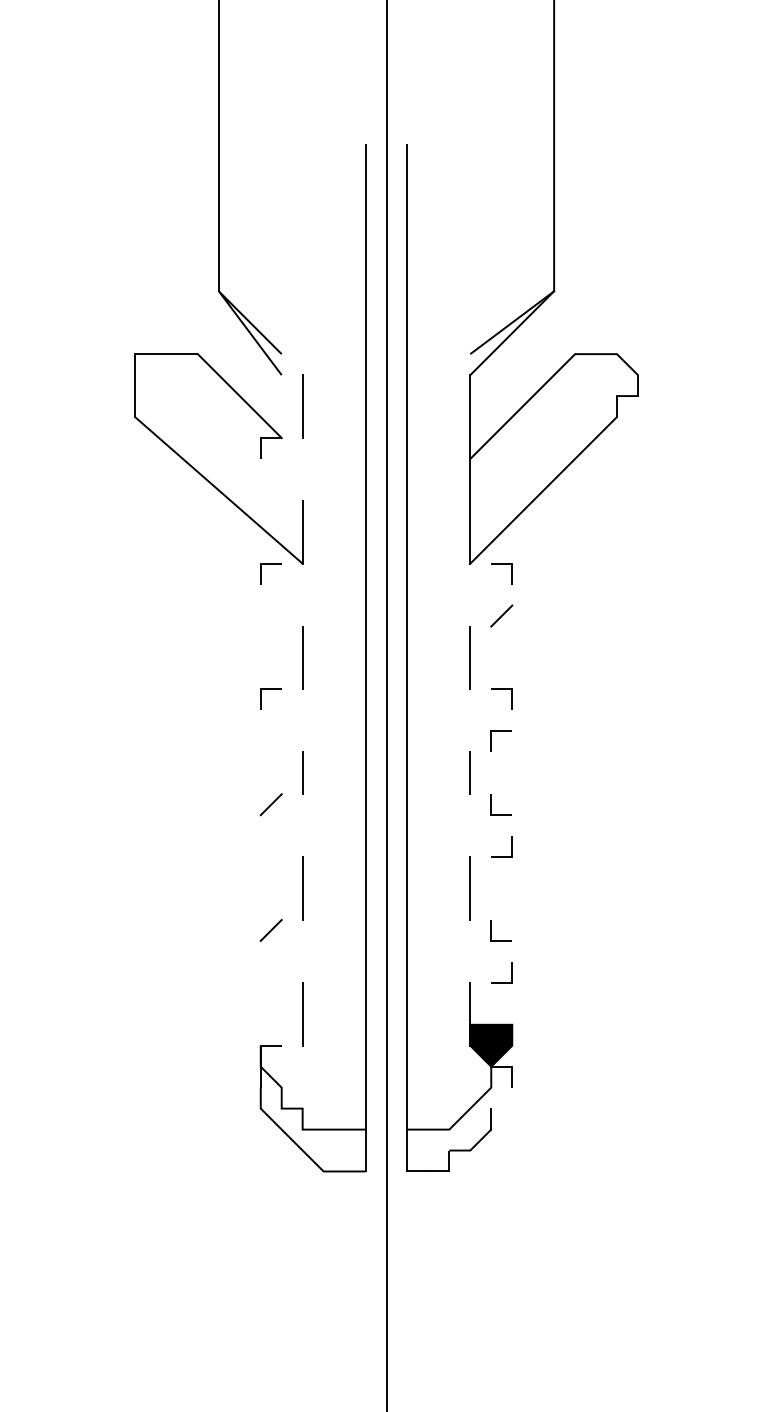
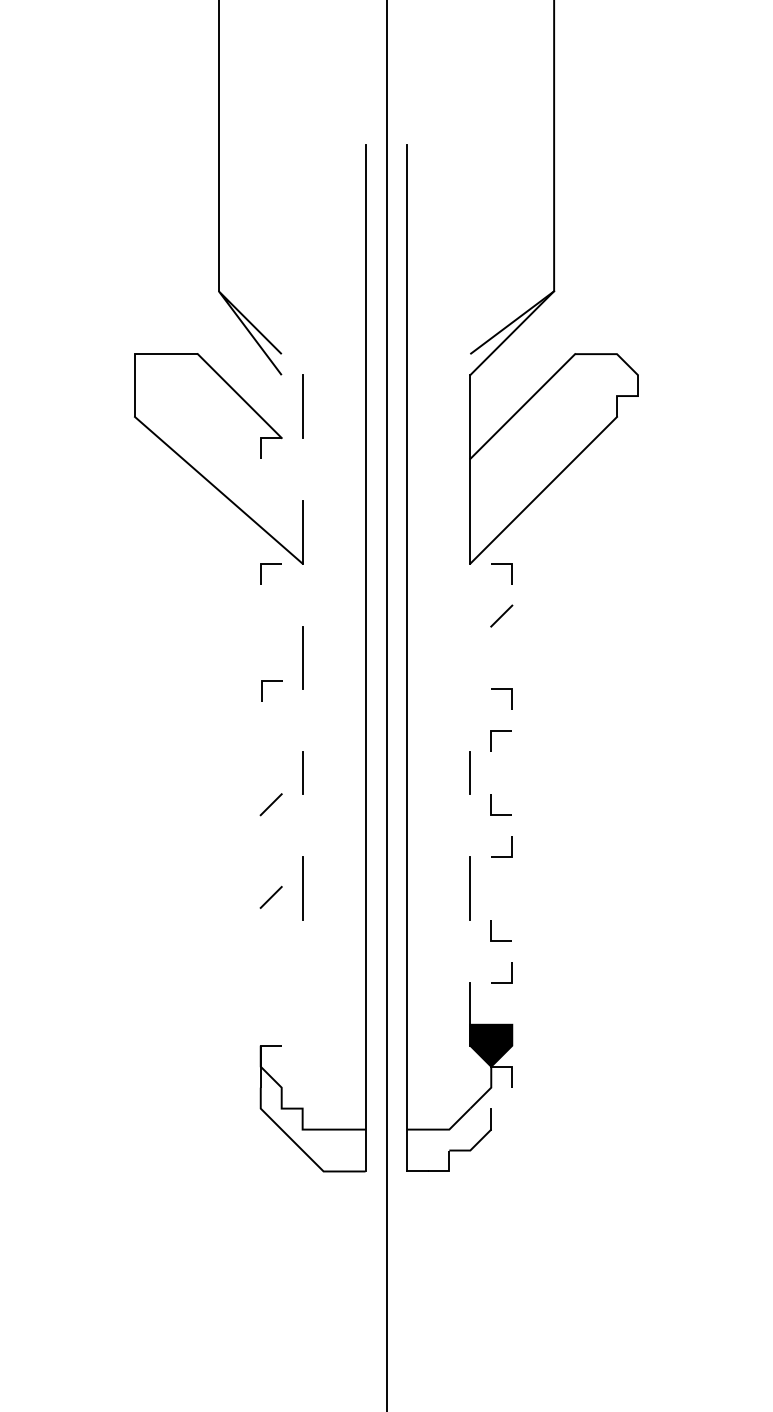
line: present -> none (470, 657)
line position: (270, 689) -> (271, 681) (271, 681)
line position: (270, 929) -> (270, 896) (270, 896)
line: present -> none (302, 1013)
